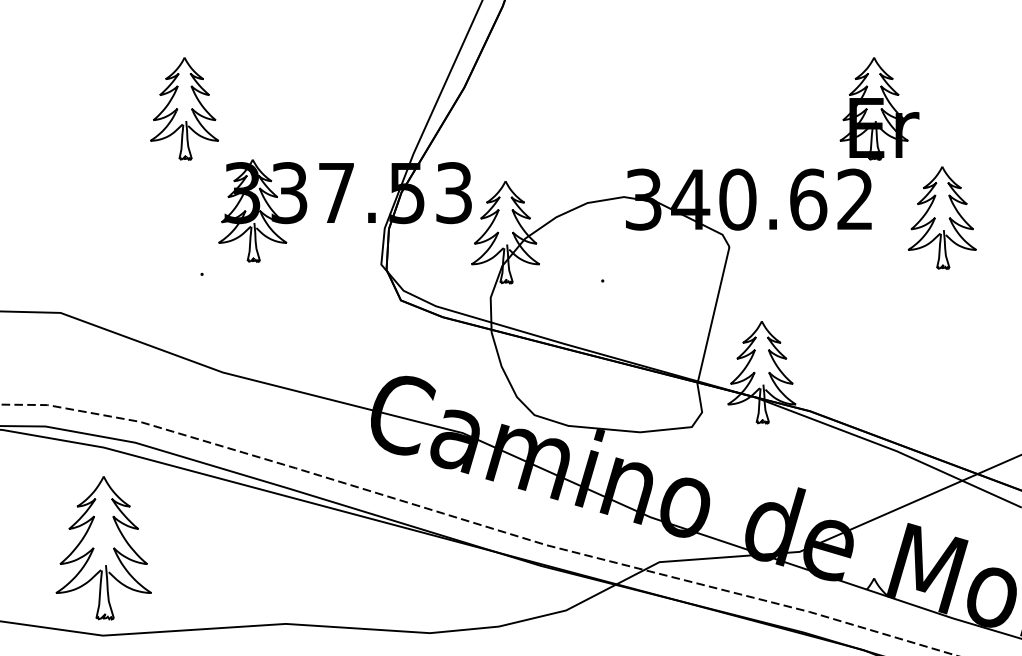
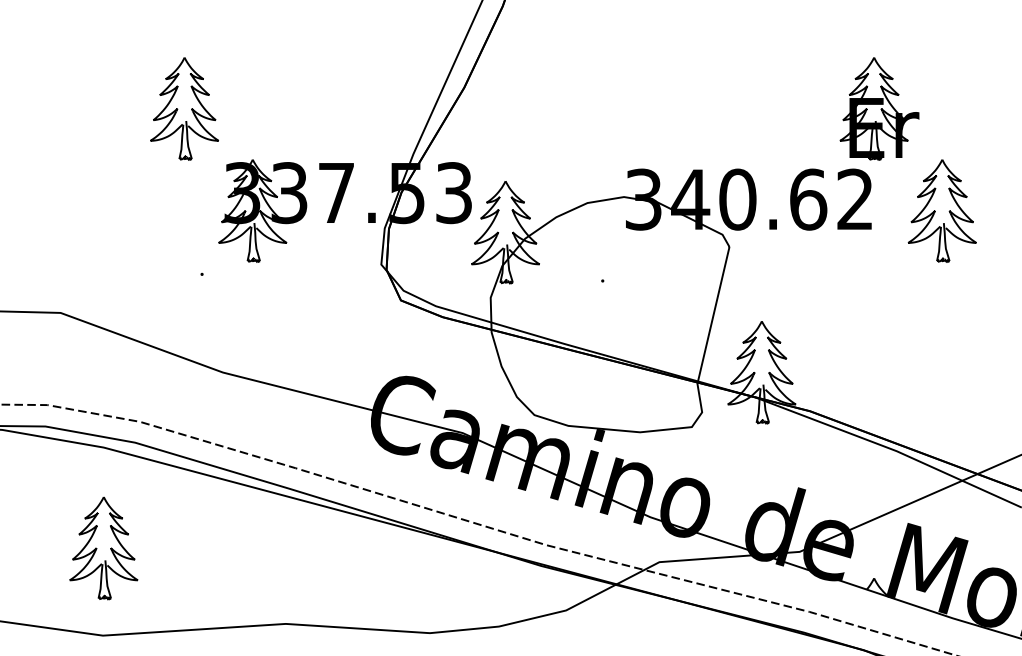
part position: (941, 217) -> (941, 210) (941, 210)
part size: 97x145 px -> 70x105 px (103, 548)
